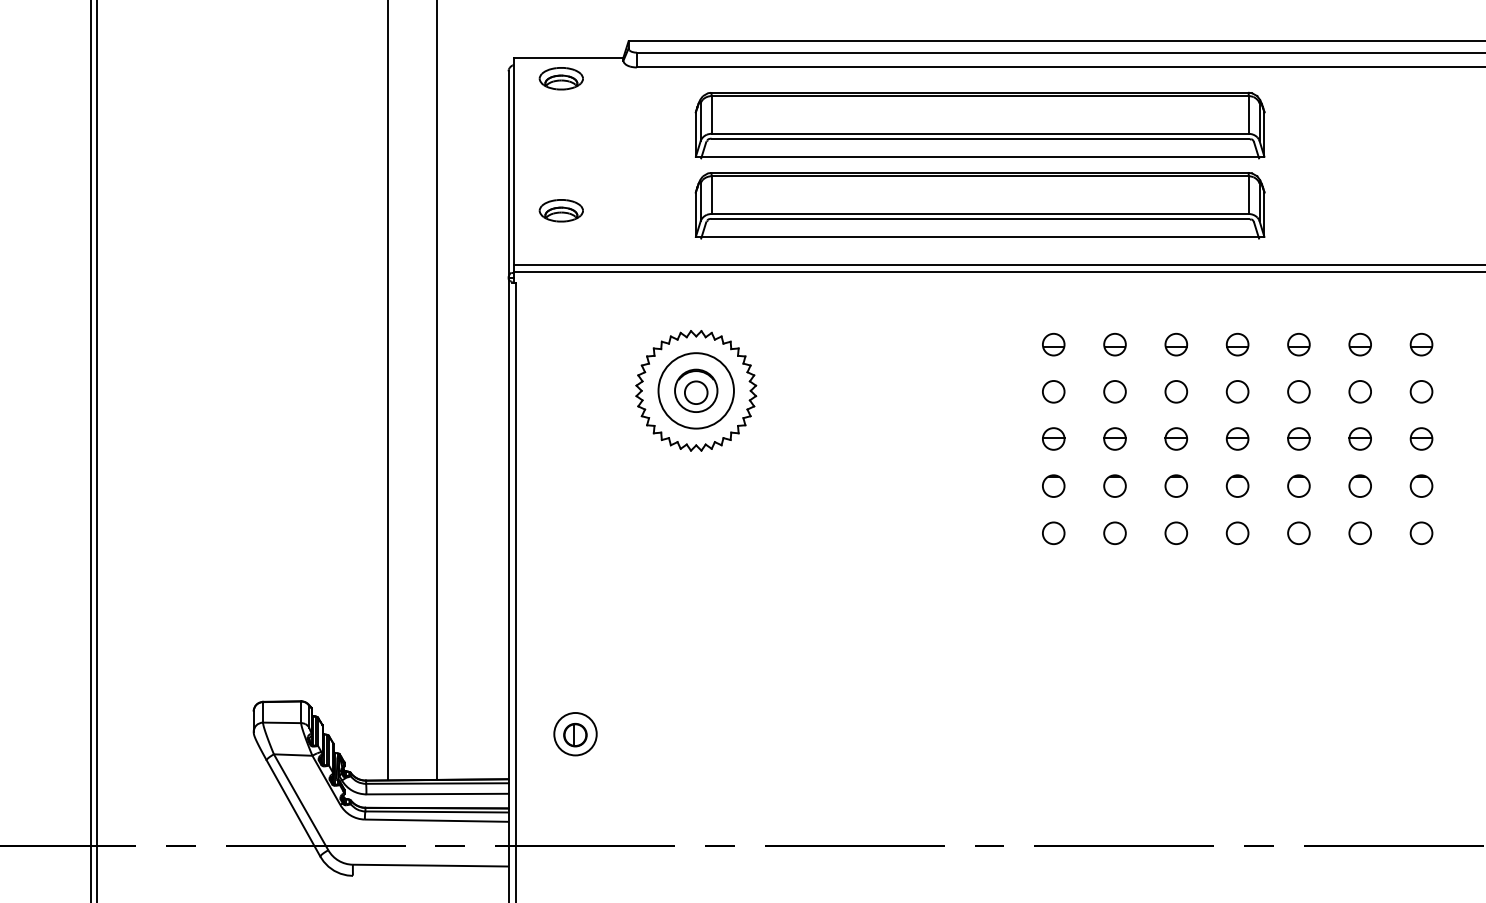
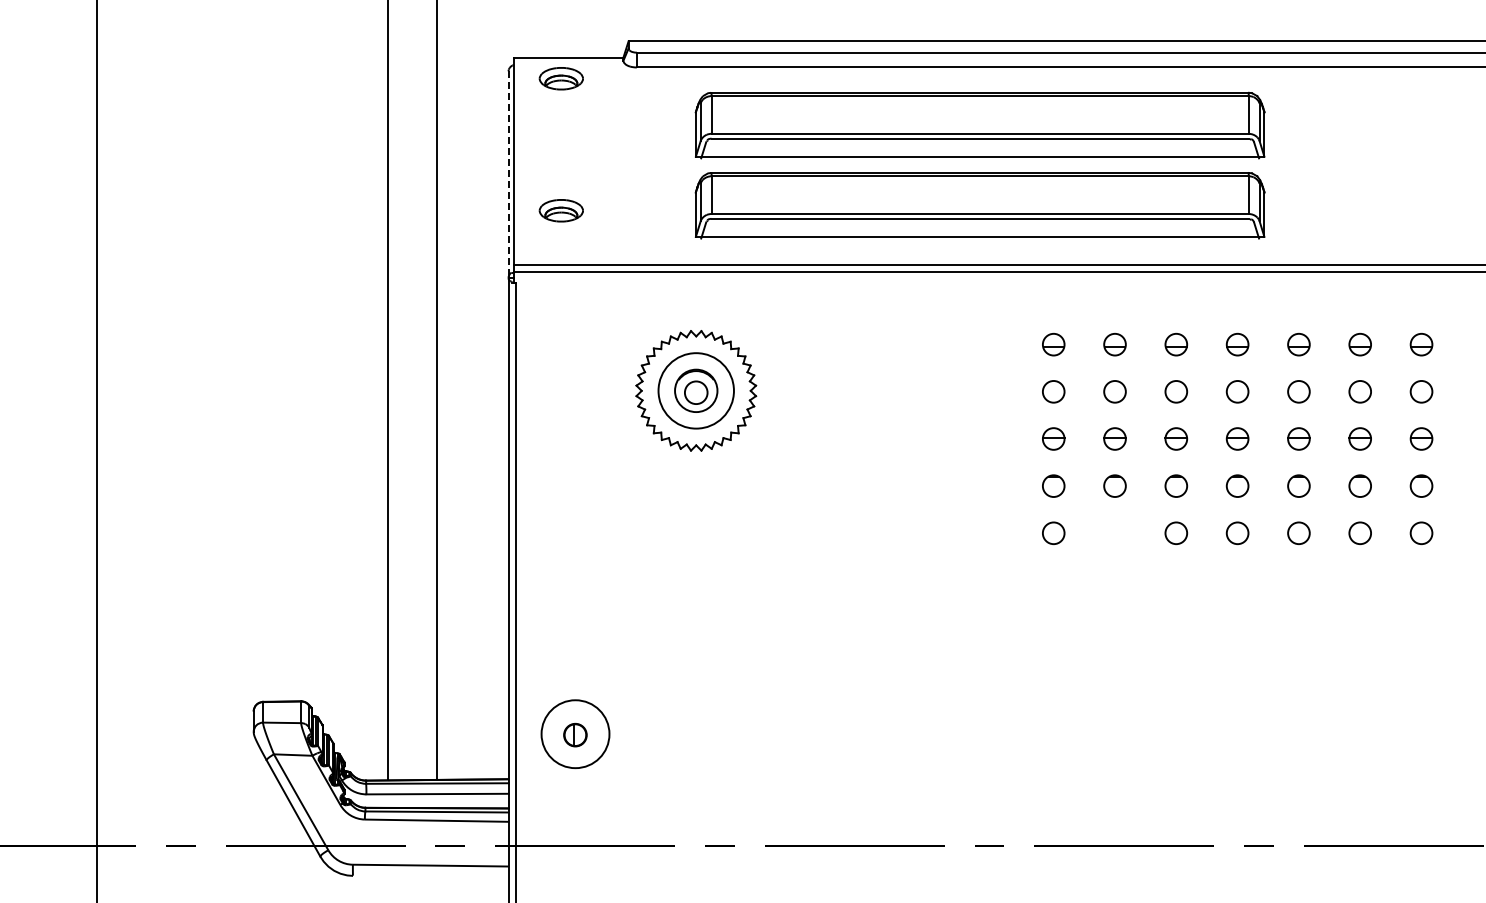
line: solid -> dashed (508, 174)
line: present -> none (90, 450)
circle: present -> none (1114, 532)
circle diameter: 42 px -> 68 px (575, 734)
